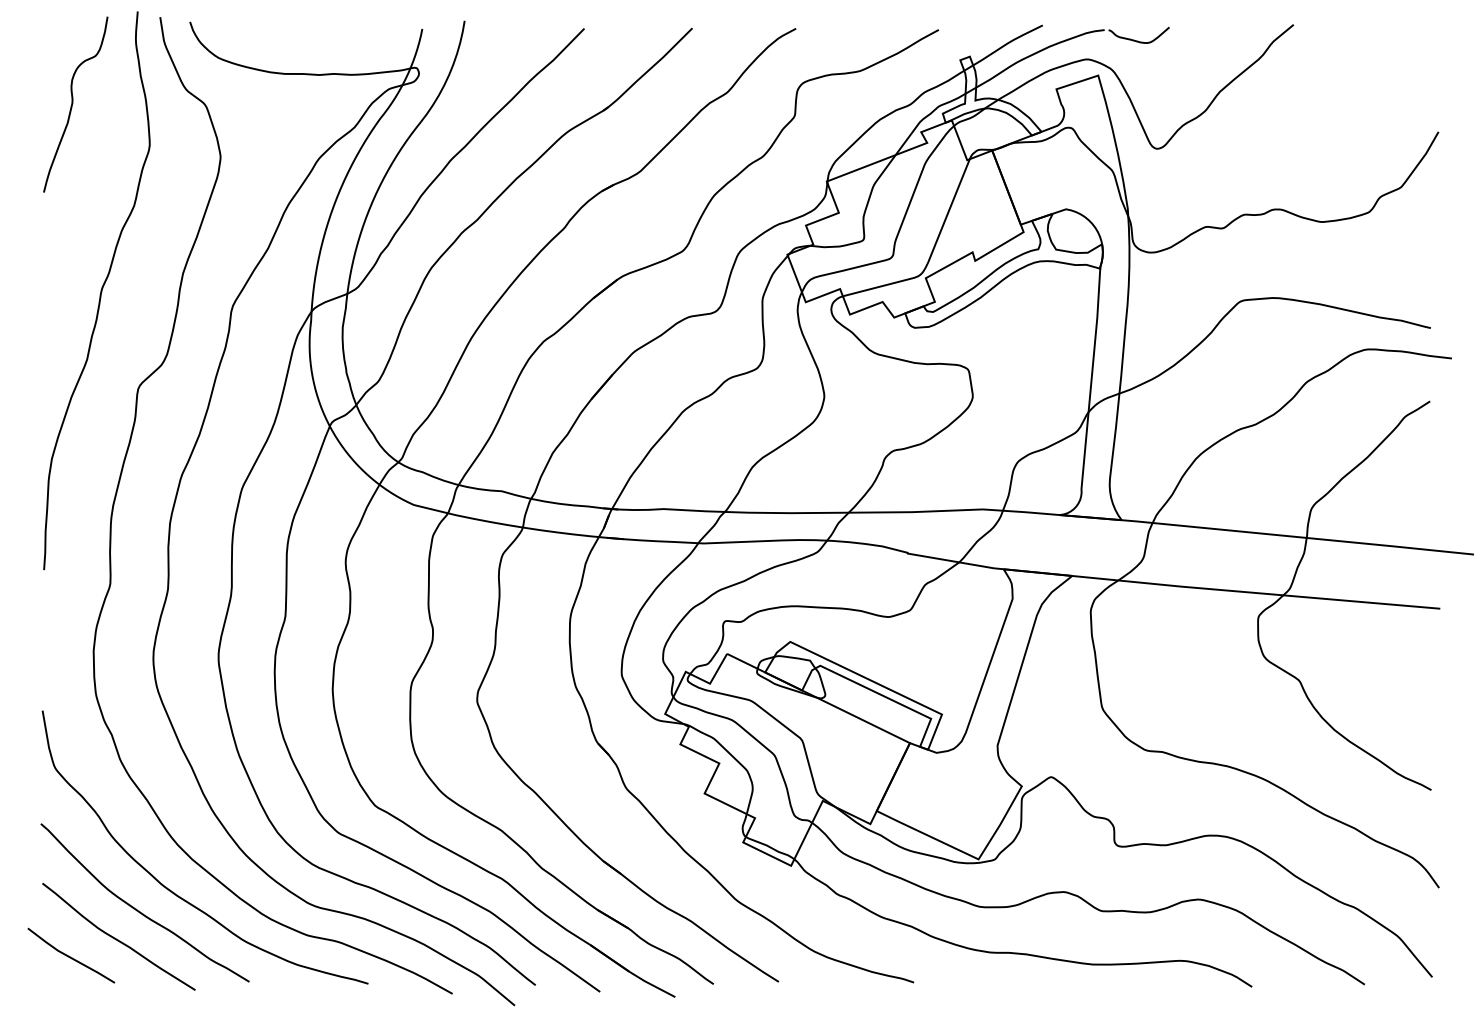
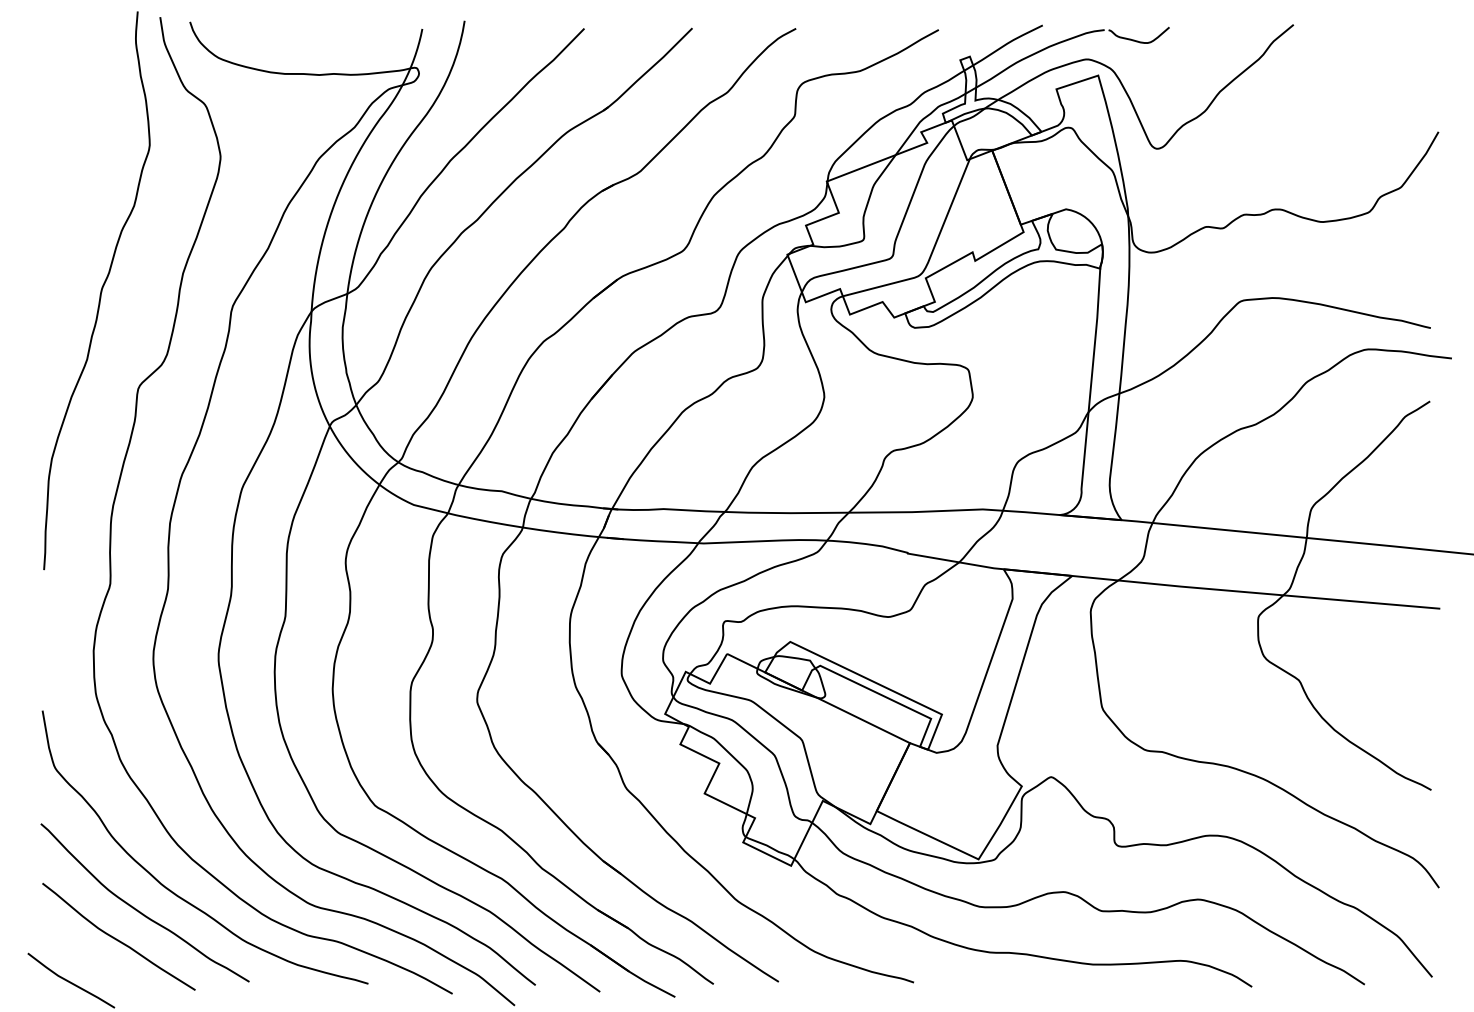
curve: present -> none (73, 103)
line position: (70, 956) -> (70, 981) (70, 981)
